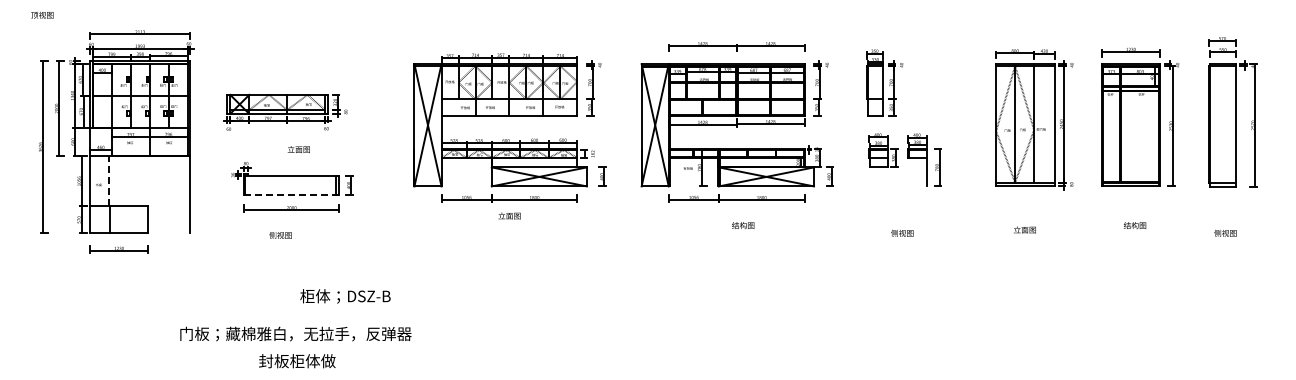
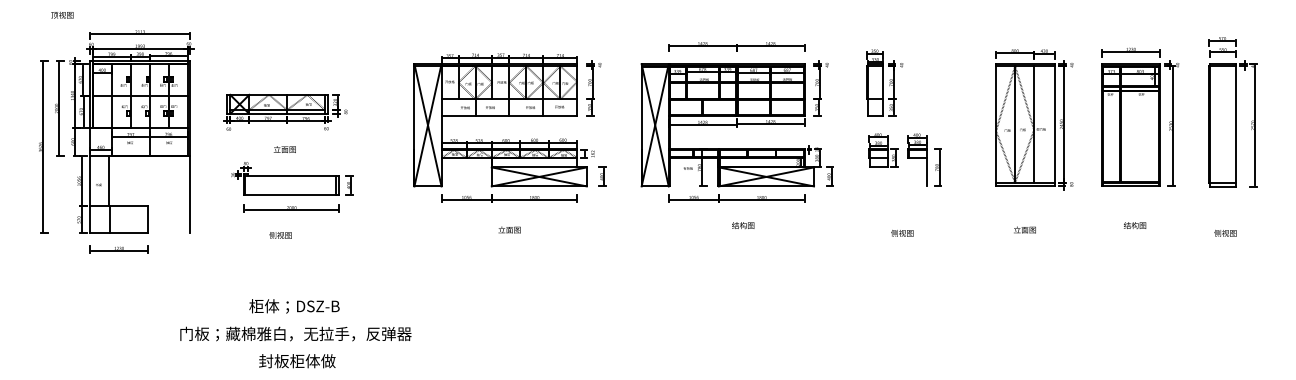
text position: (42, 14) -> (62, 14) (62, 14)
text position: (298, 149) -> (284, 149) (284, 149)
line: dashed -> solid (108, 180)
line: dashed -> solid (291, 195)
text position: (509, 215) -> (509, 229) (509, 229)
text position: (345, 296) -> (294, 306) (294, 306)
